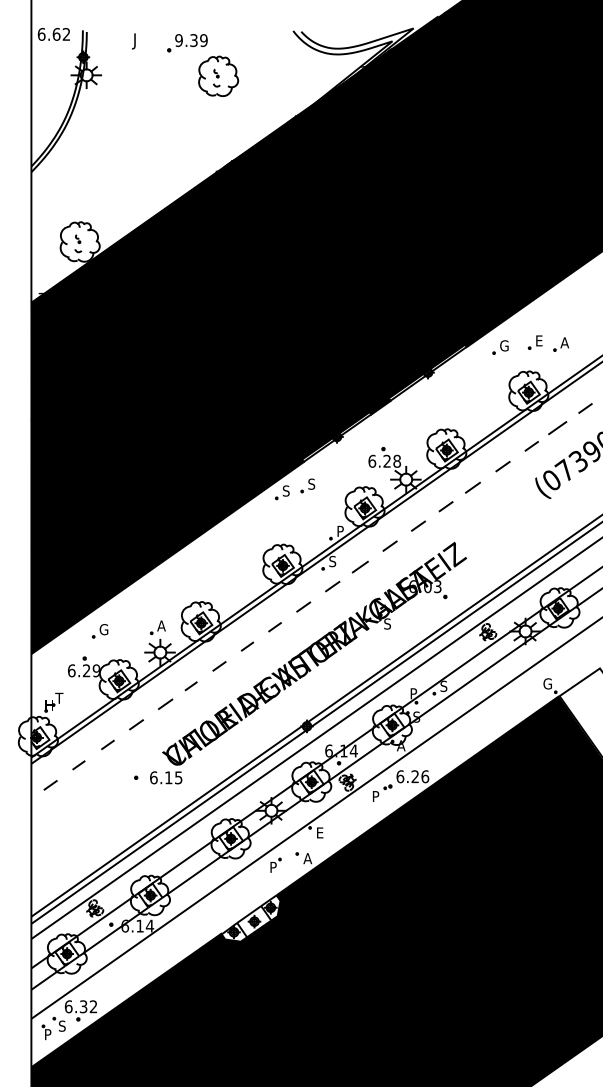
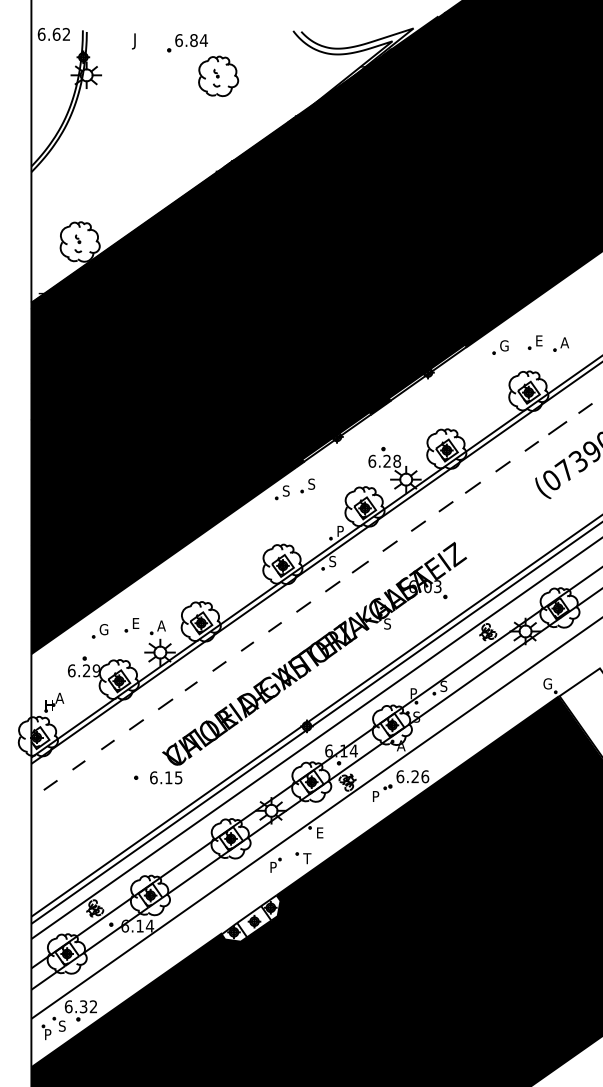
text: 9.39 -> 6.84 (191, 40)
part: none -> present (131, 625)
text: T -> A (59, 697)
text: A -> T (307, 858)
